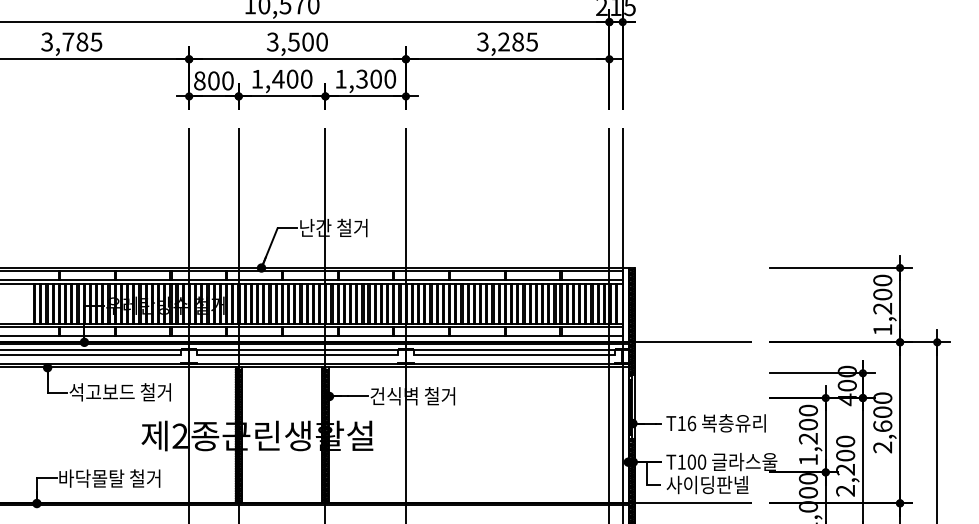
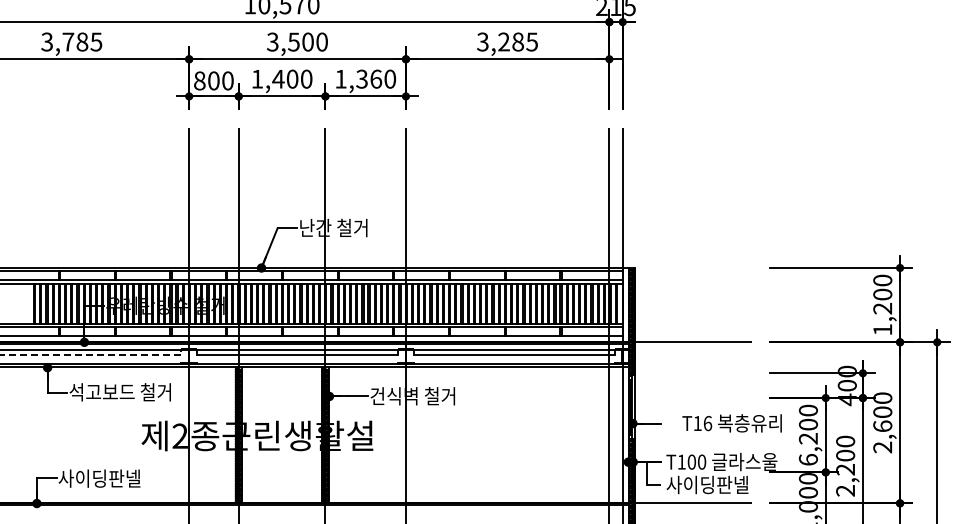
text: 1,300 -> 1,360 (376, 78)
line: solid -> dashed (94, 355)
text position: (715, 423) -> (731, 423) (731, 423)
text: 1,200 -> 6,200 (807, 459)
text: 바닥몰탈 철거 -> 사이딩판넬 (109, 478)
